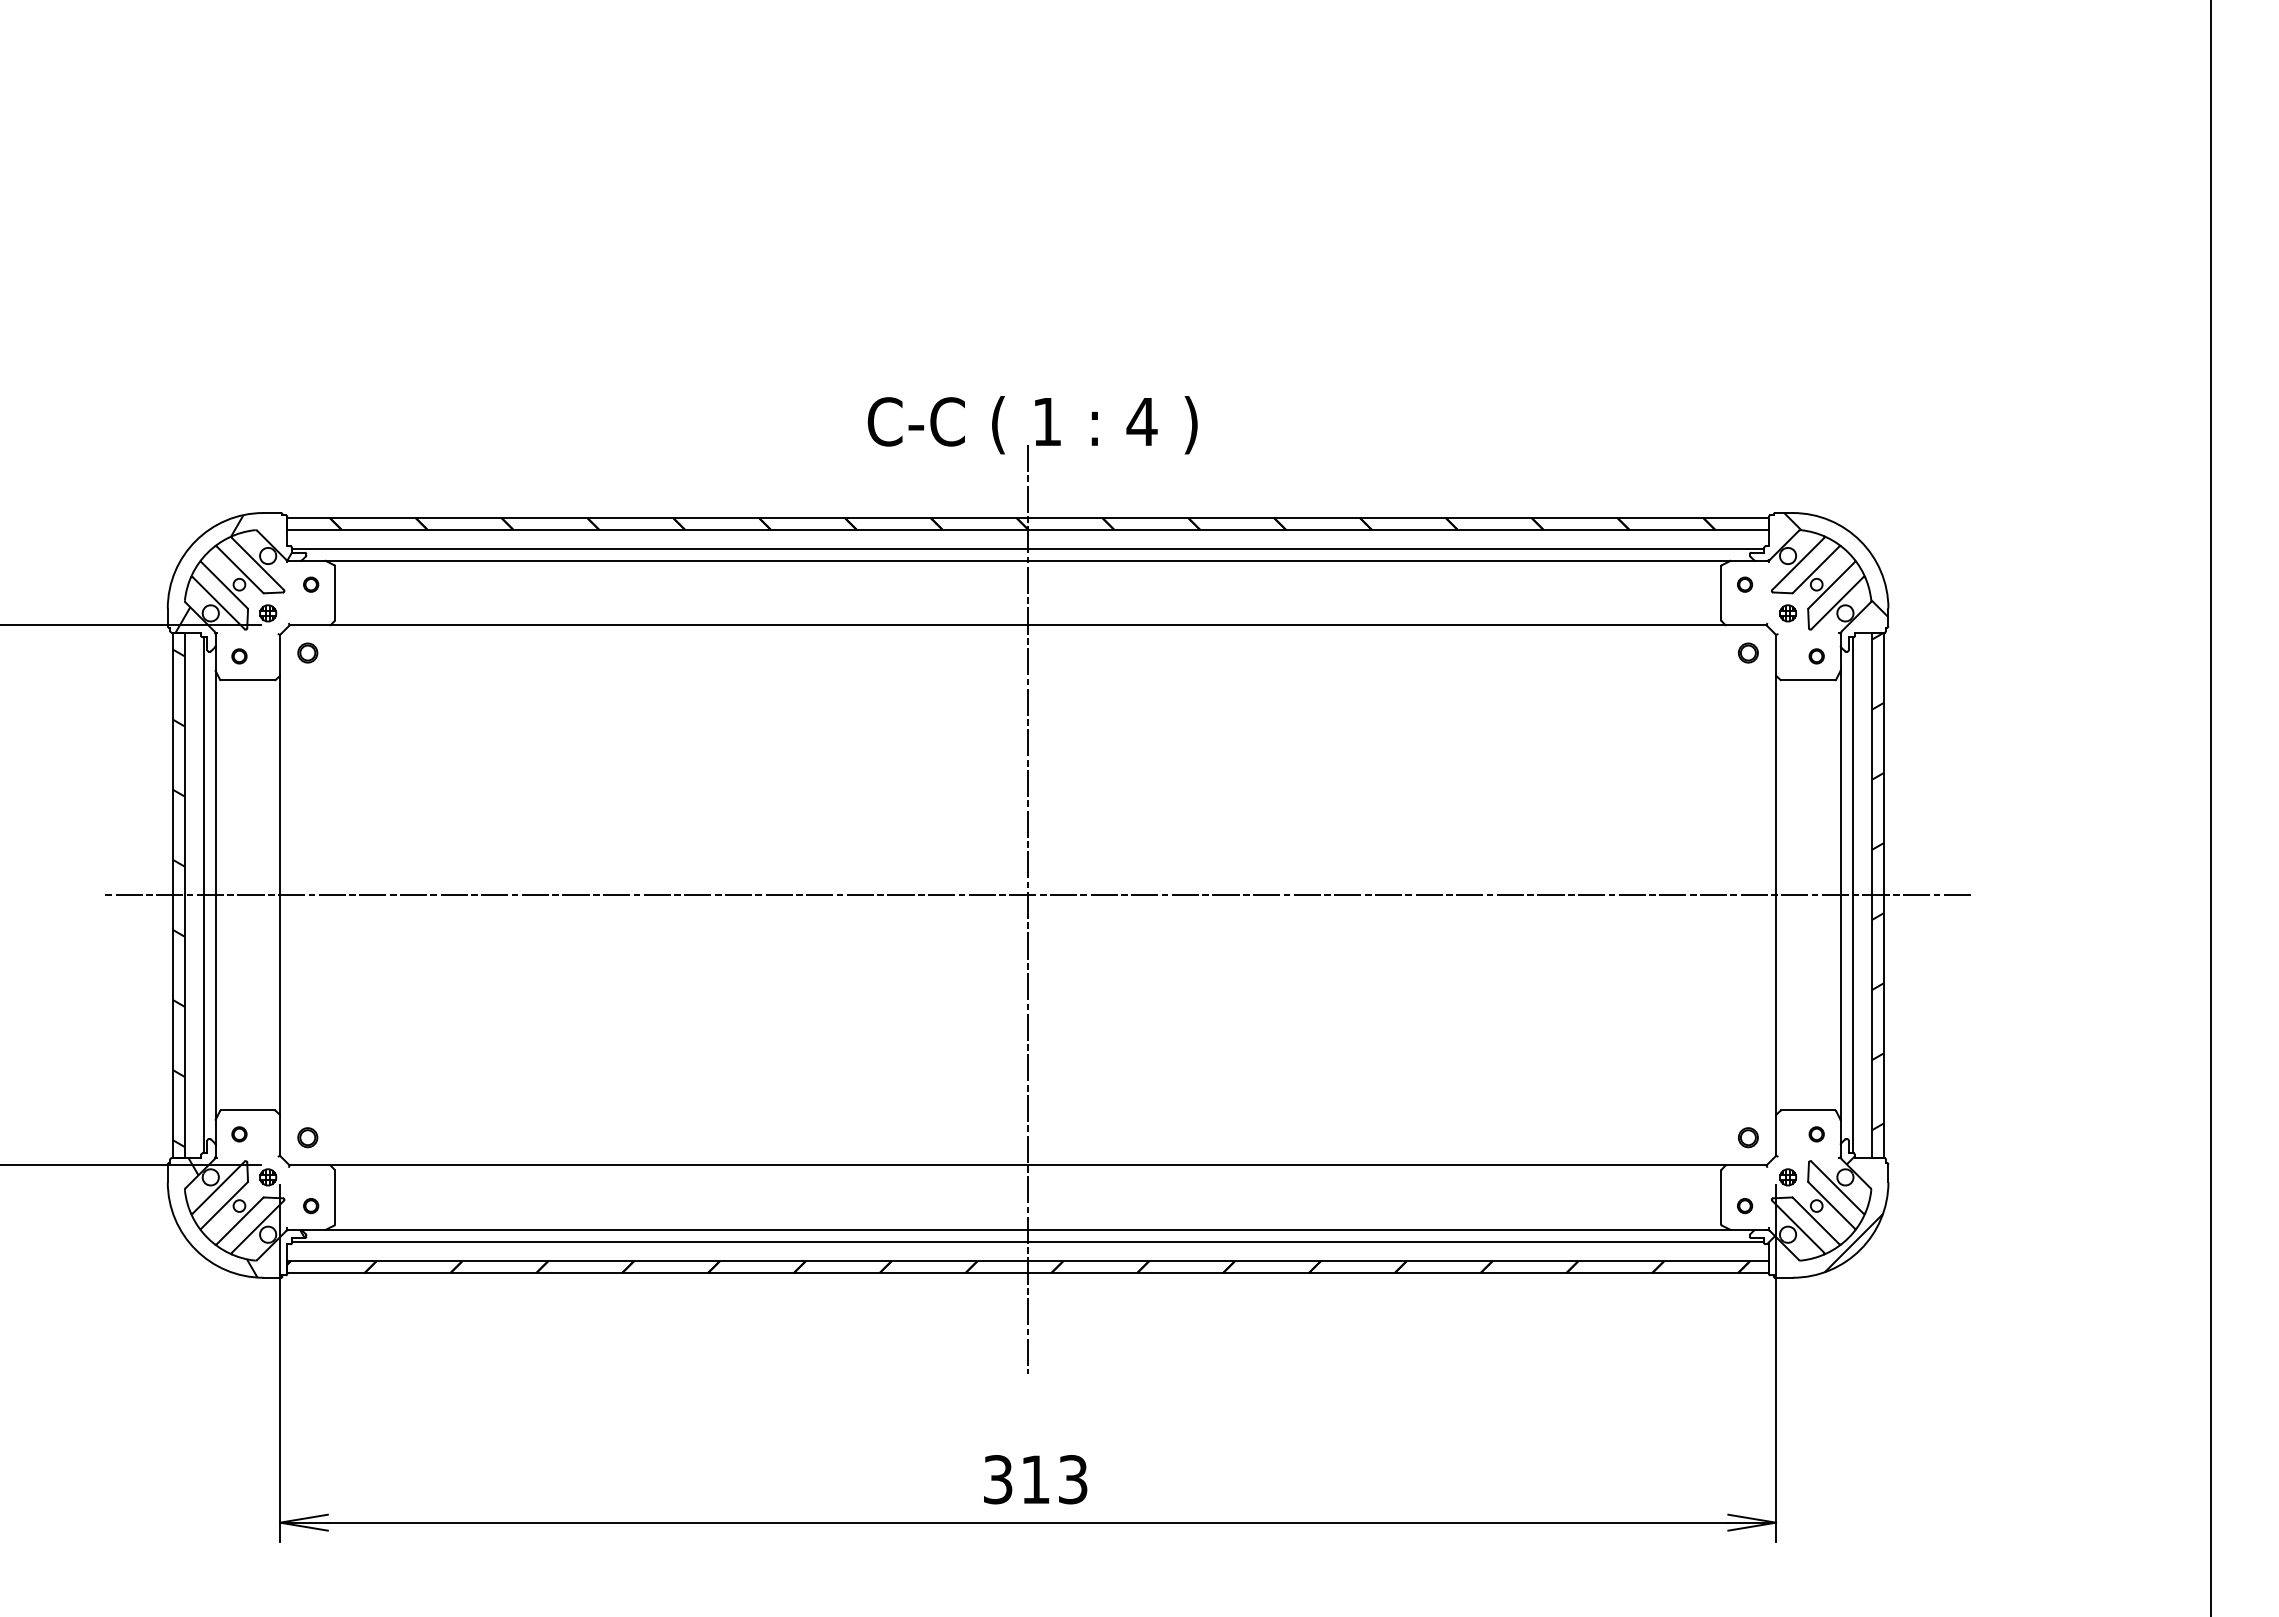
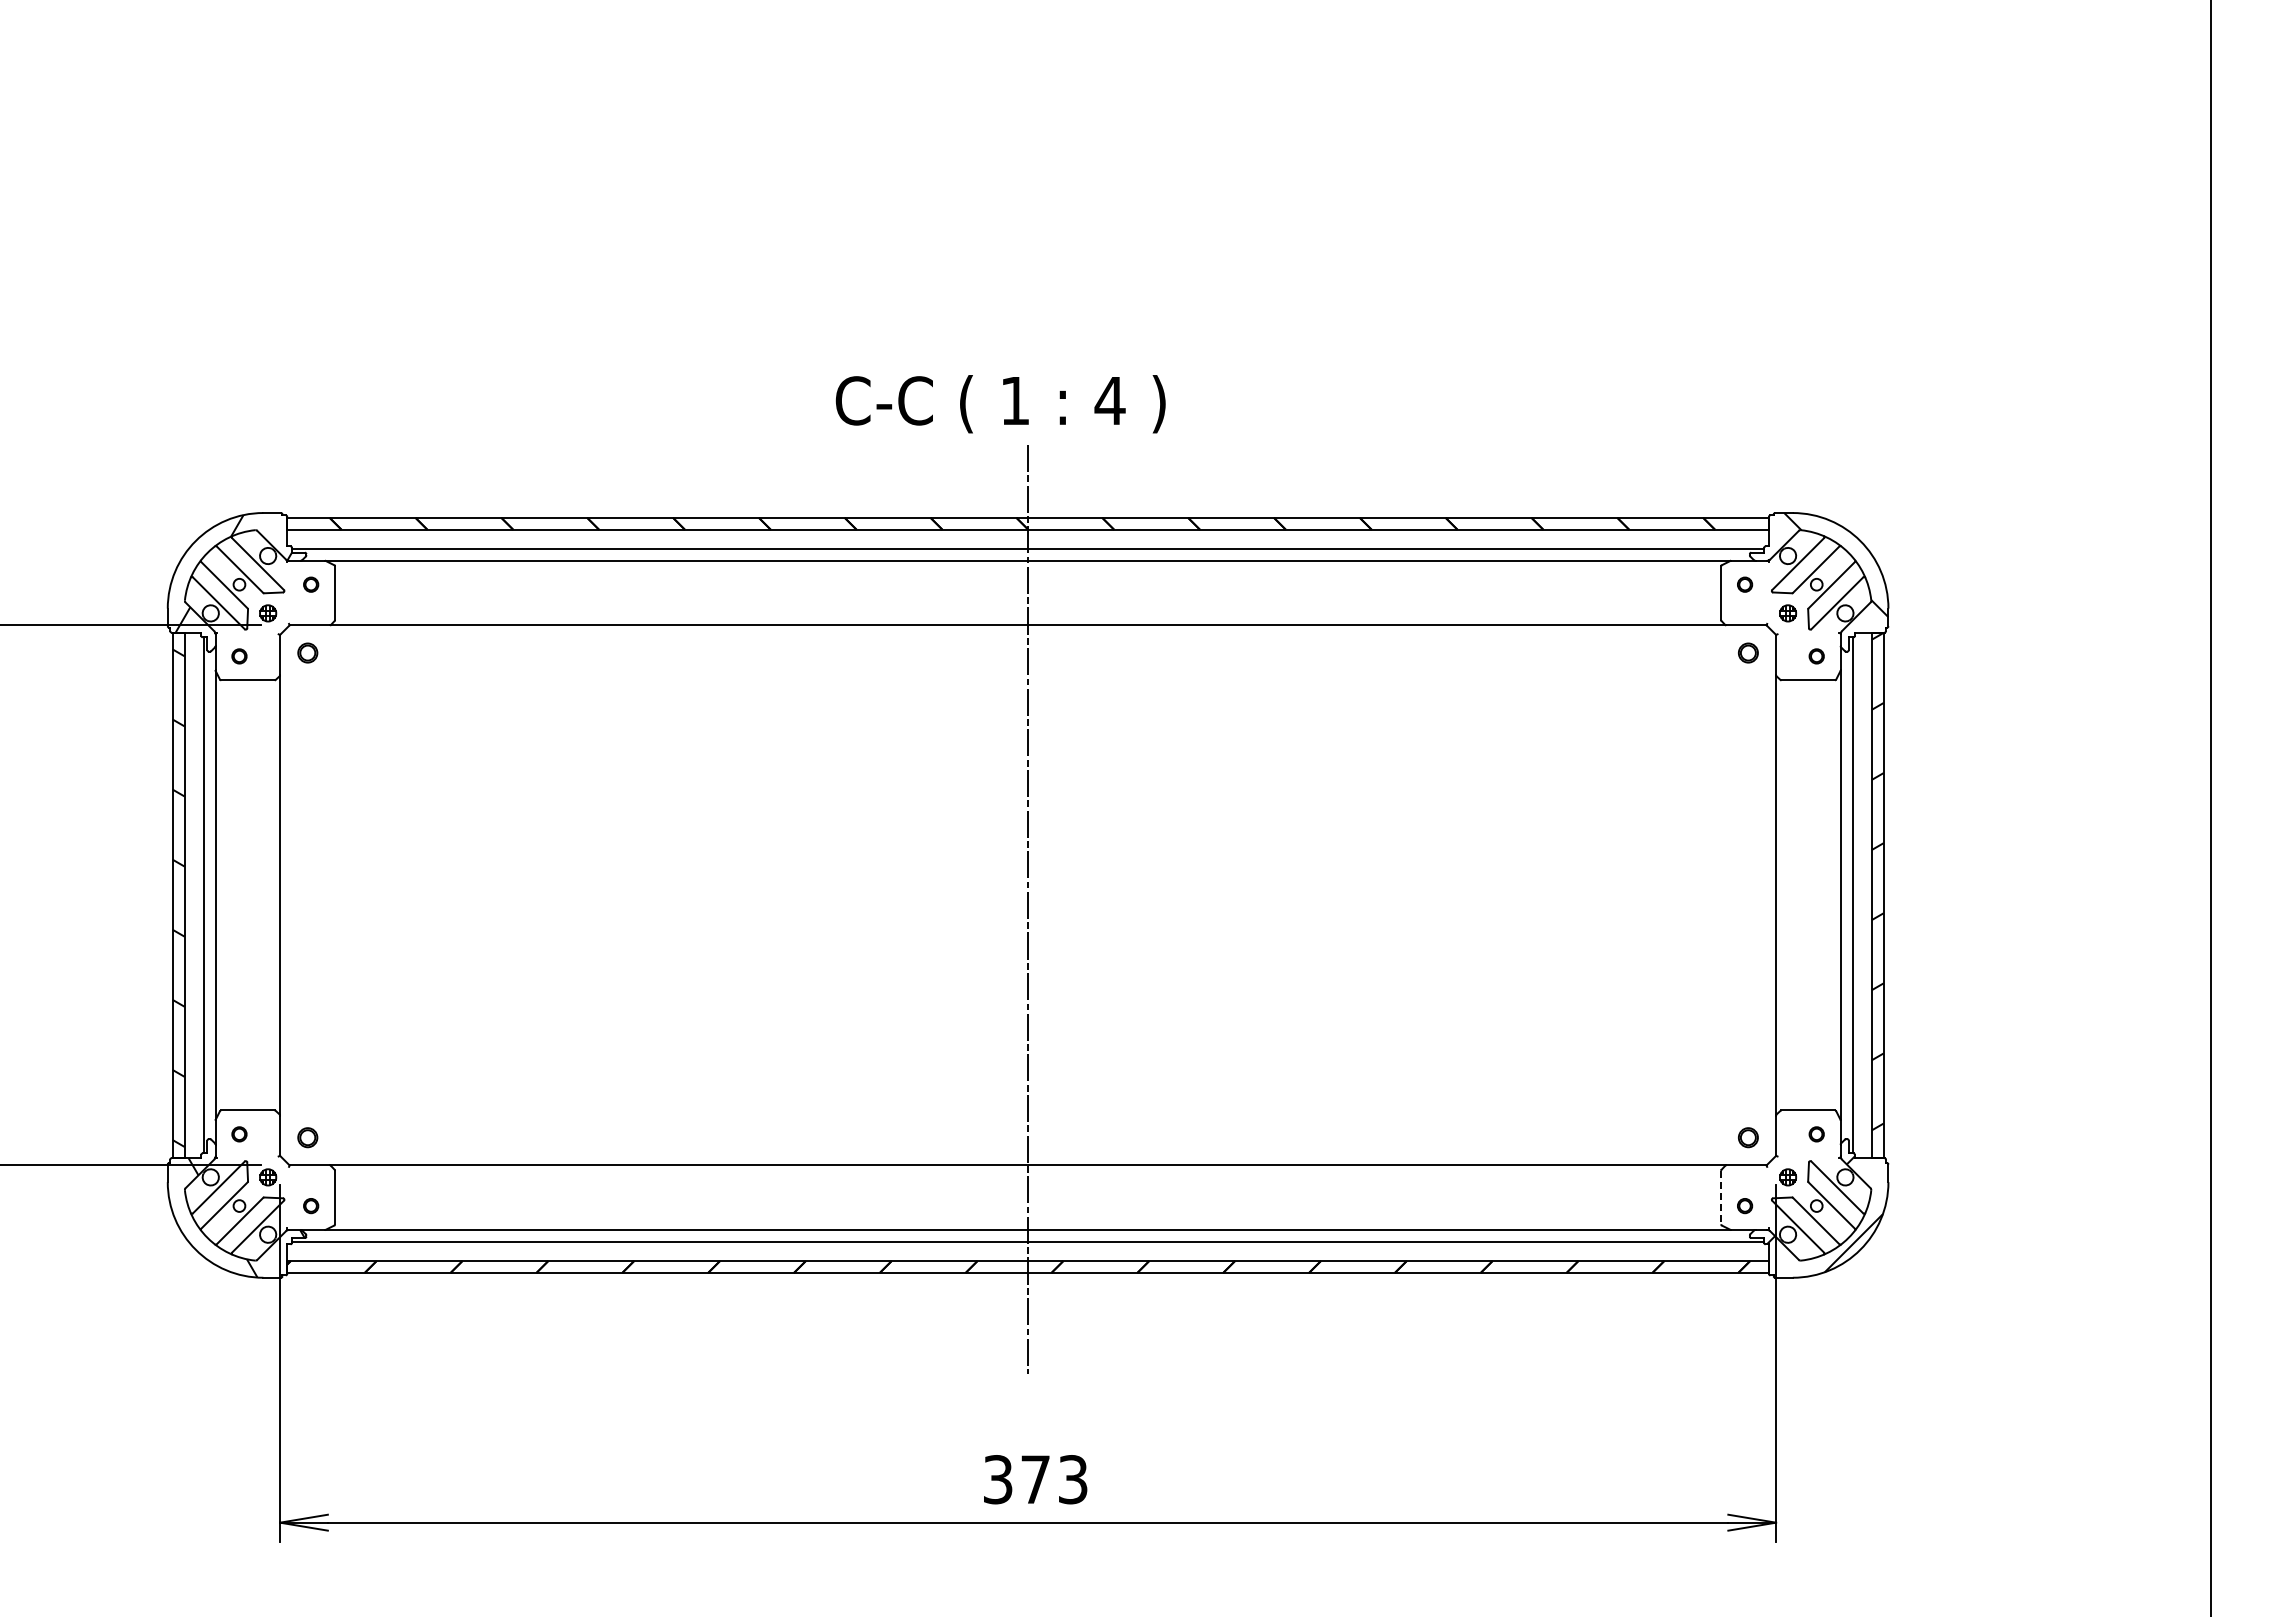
text position: (1032, 425) -> (1000, 404) (1000, 404)
line: present -> none (1036, 895)
line: solid -> dashed (1721, 1197)
text: 313 -> 373 (1035, 1479)
